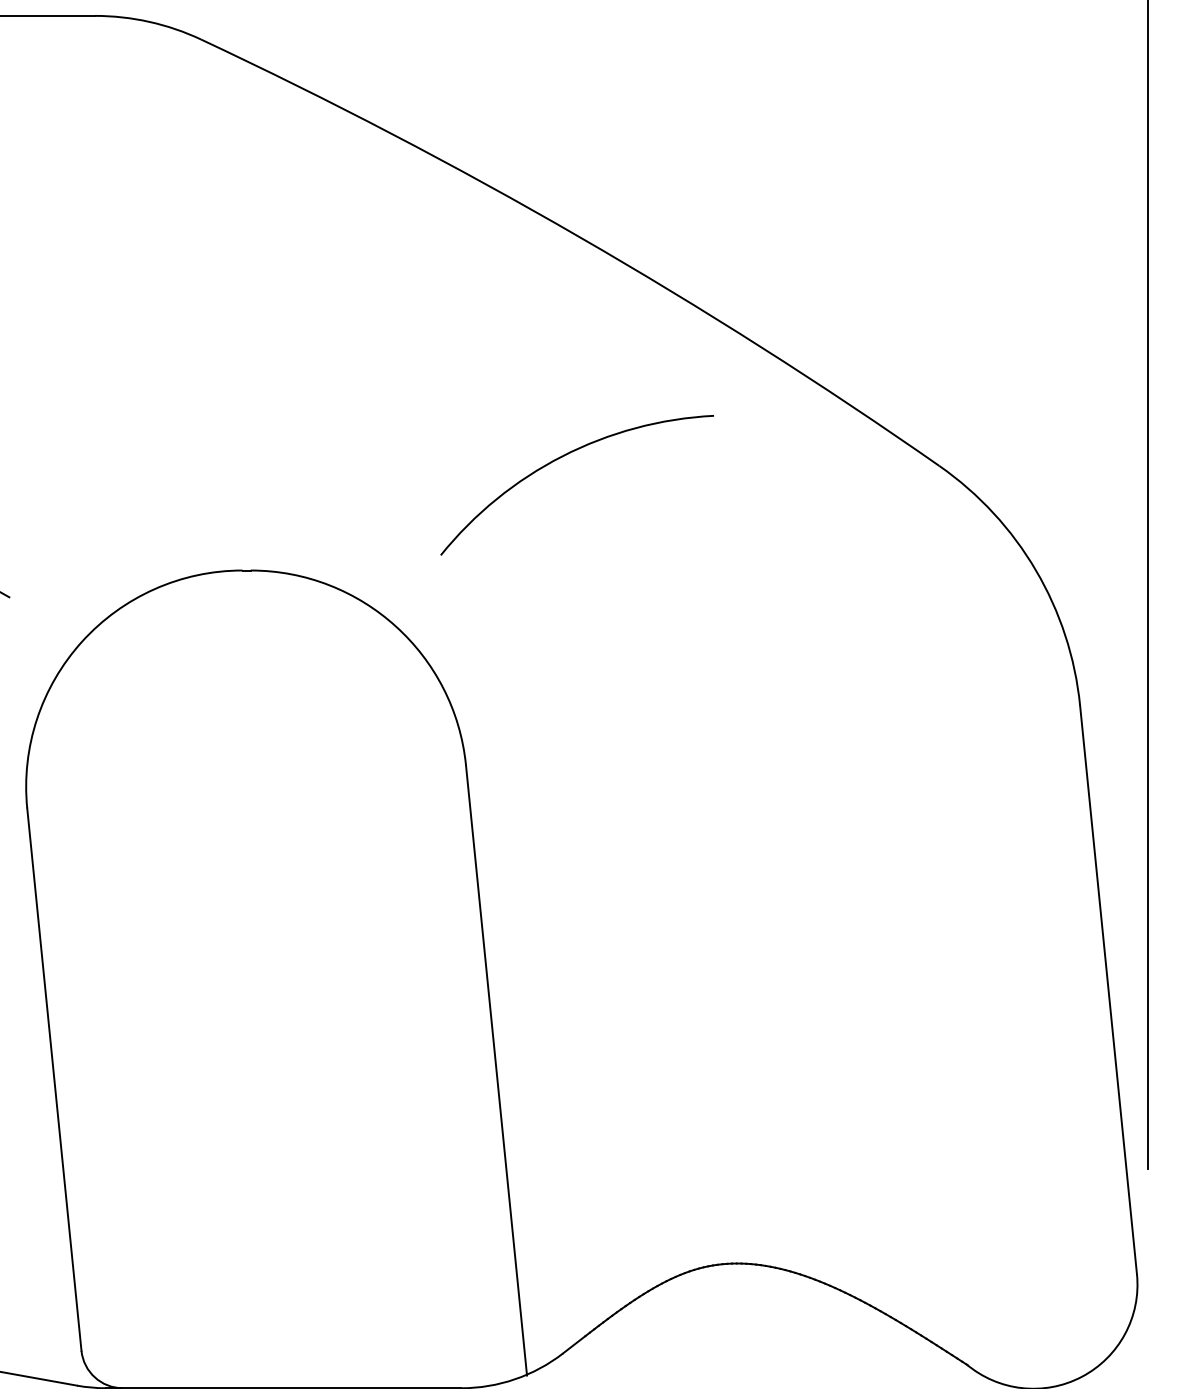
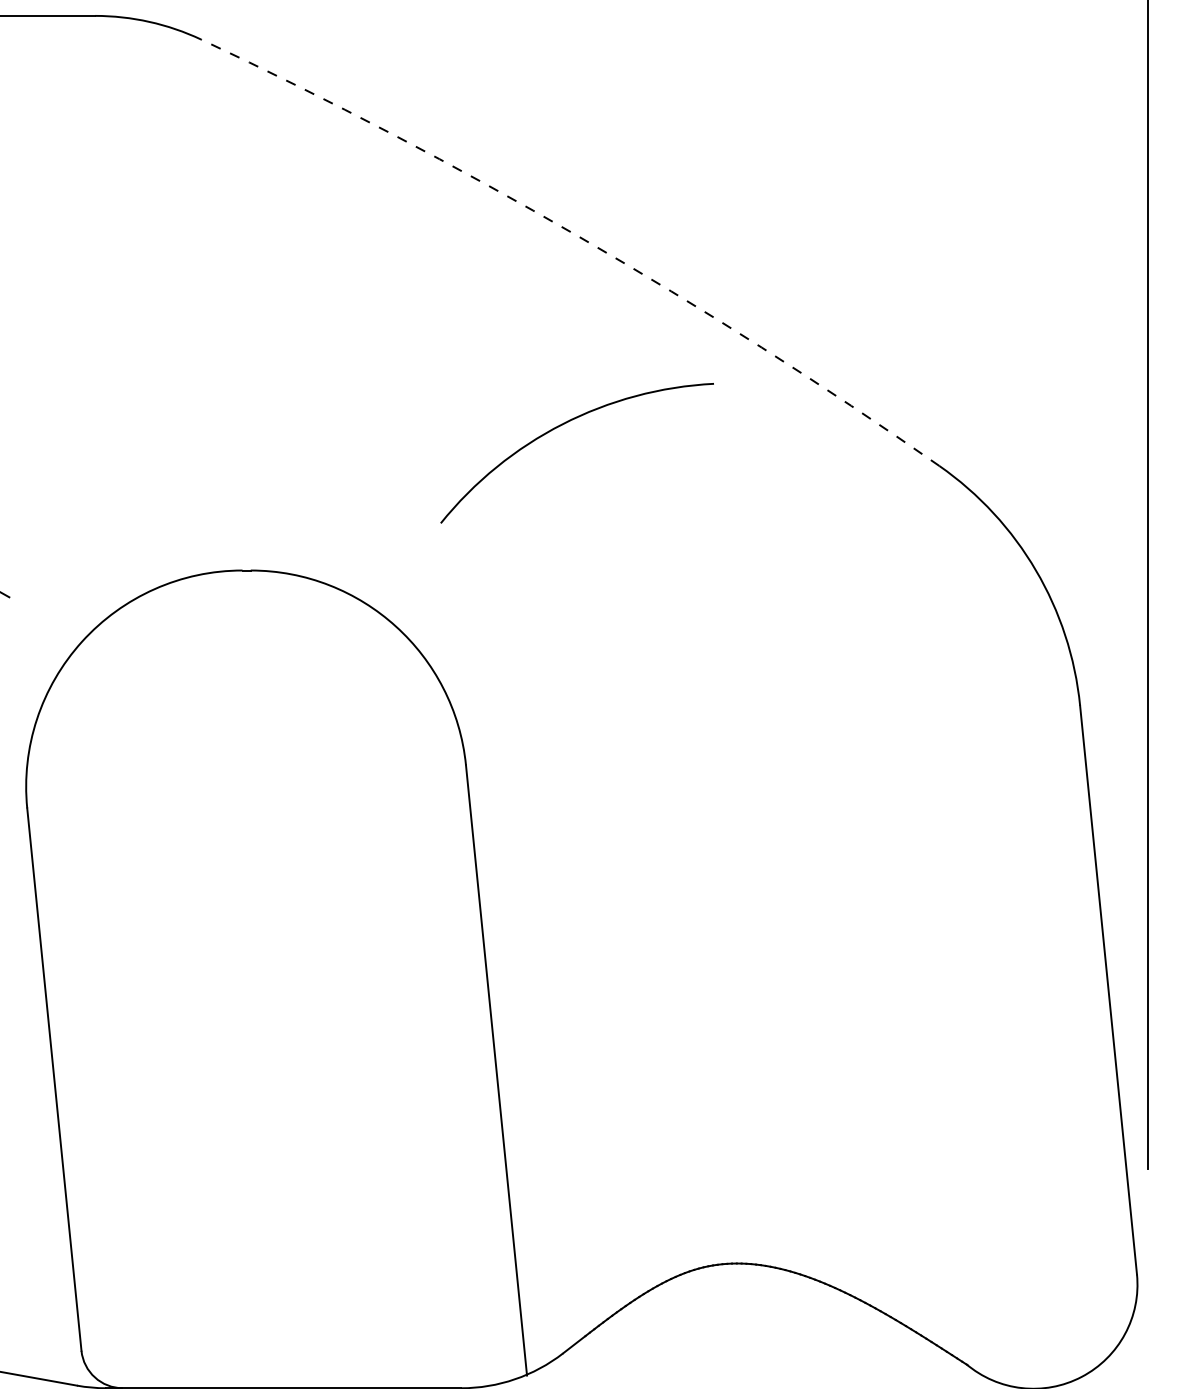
arc: solid -> dashed (579, 236)
arc position: (562, 457) -> (562, 425) (562, 425)
